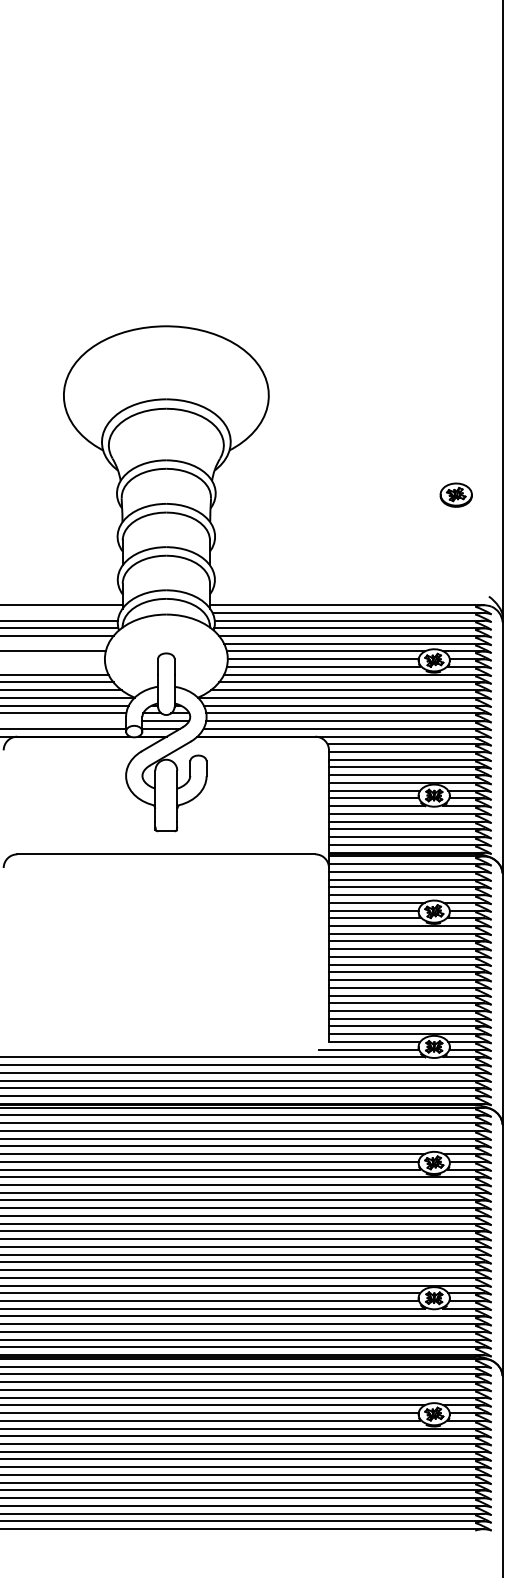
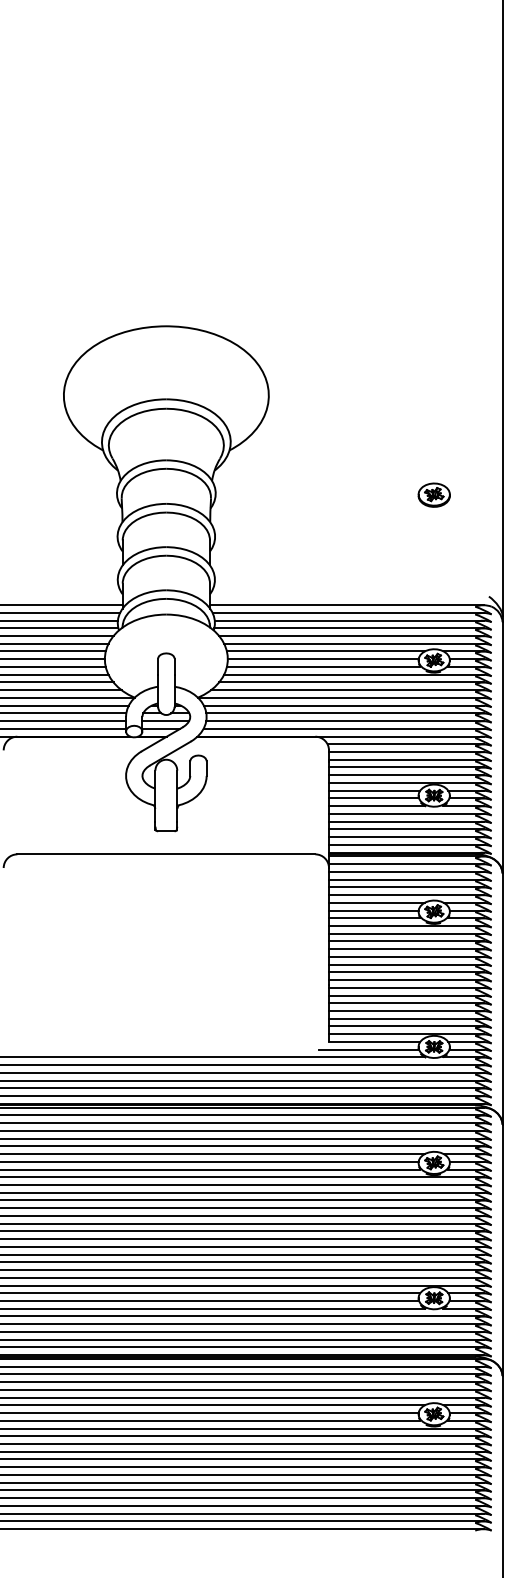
part position: (455, 494) -> (433, 494) (433, 494)
line: none -> present (61, 612)
line: none -> present (55, 643)
line: none -> present (53, 659)
line: none -> present (53, 666)
line: none -> present (64, 721)
